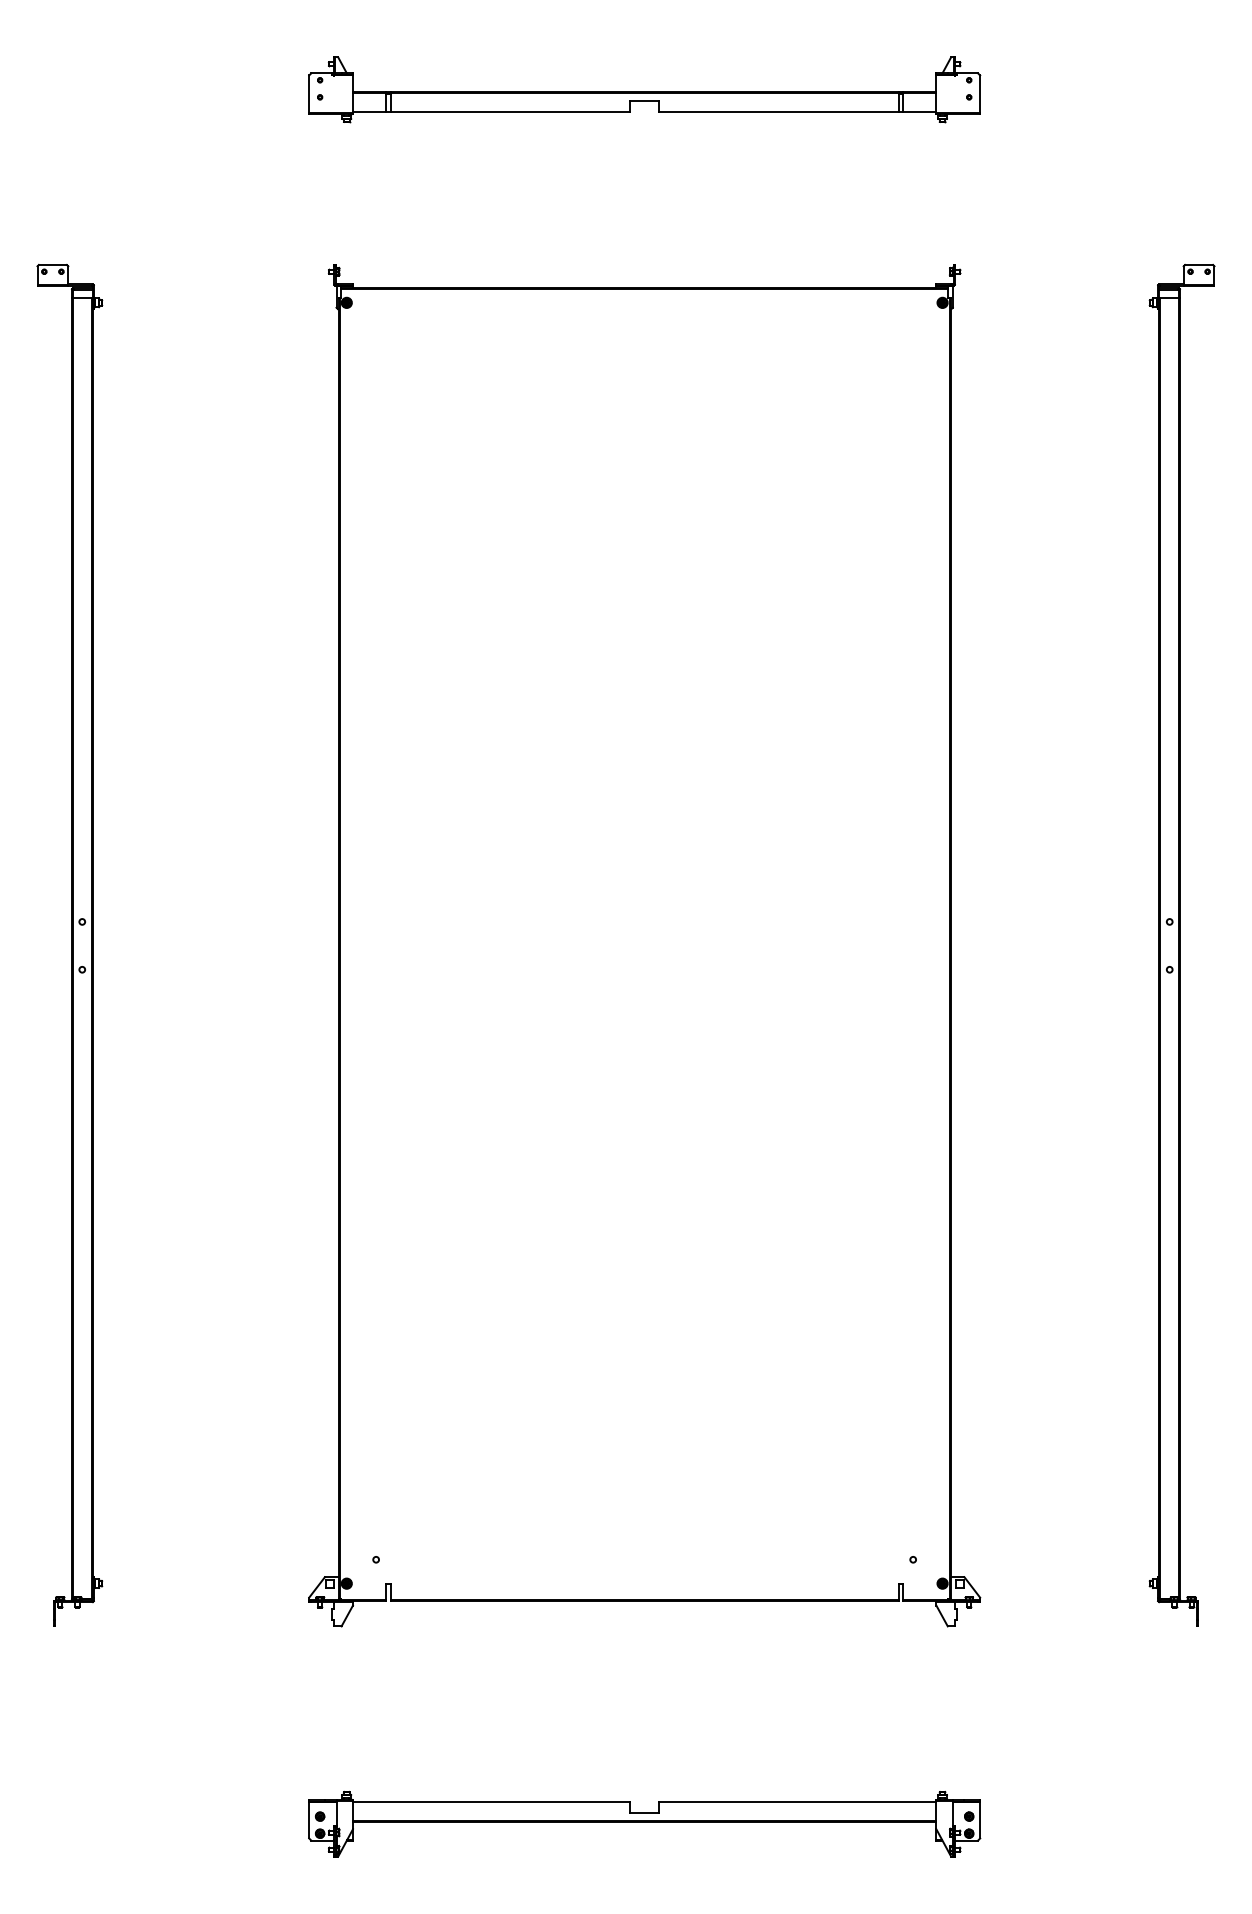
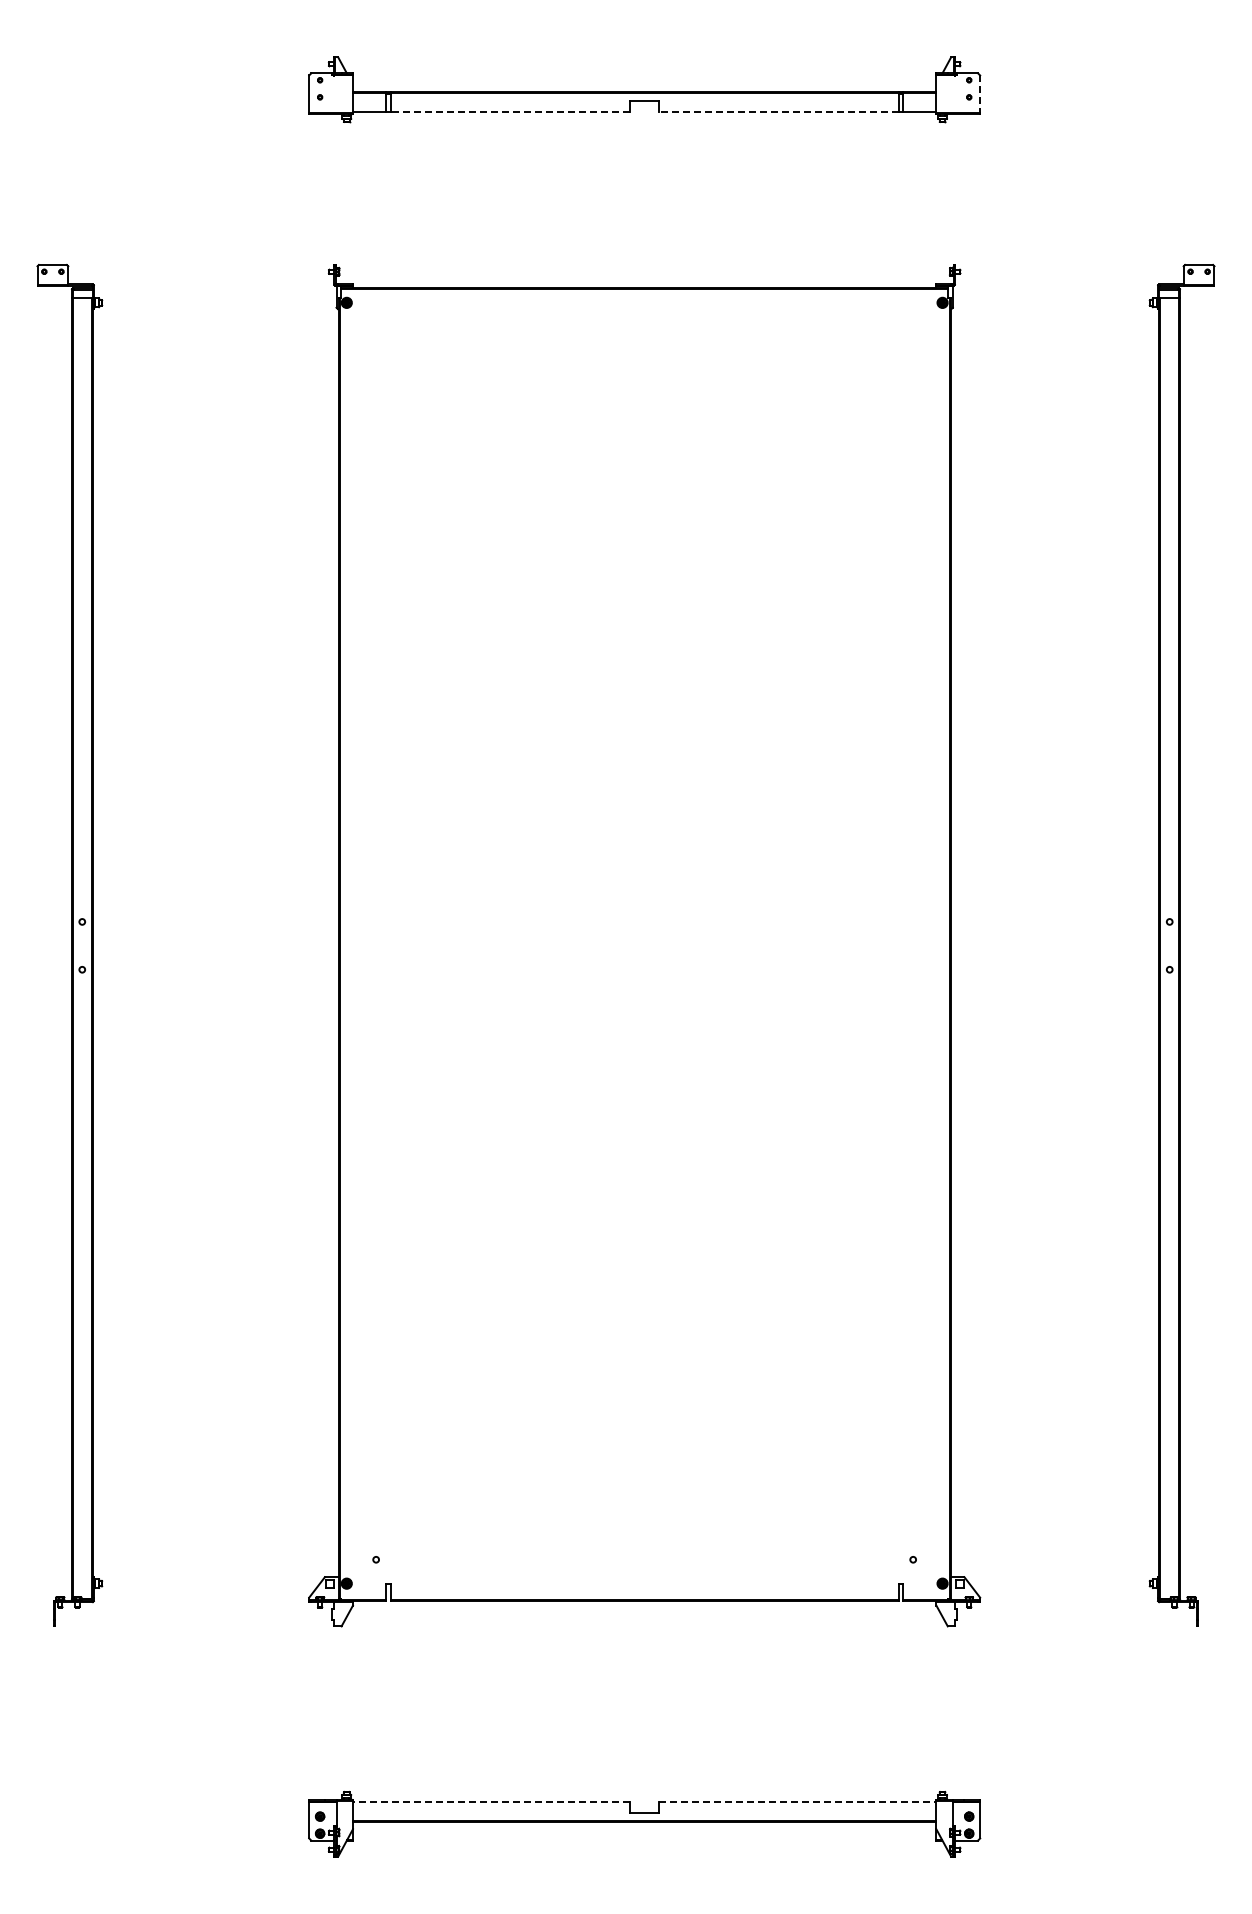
line: solid -> dashed (980, 94)
line: solid -> dashed (510, 112)
line: solid -> dashed (778, 112)
line: solid -> dashed (490, 1801)
line: solid -> dashed (798, 1801)
